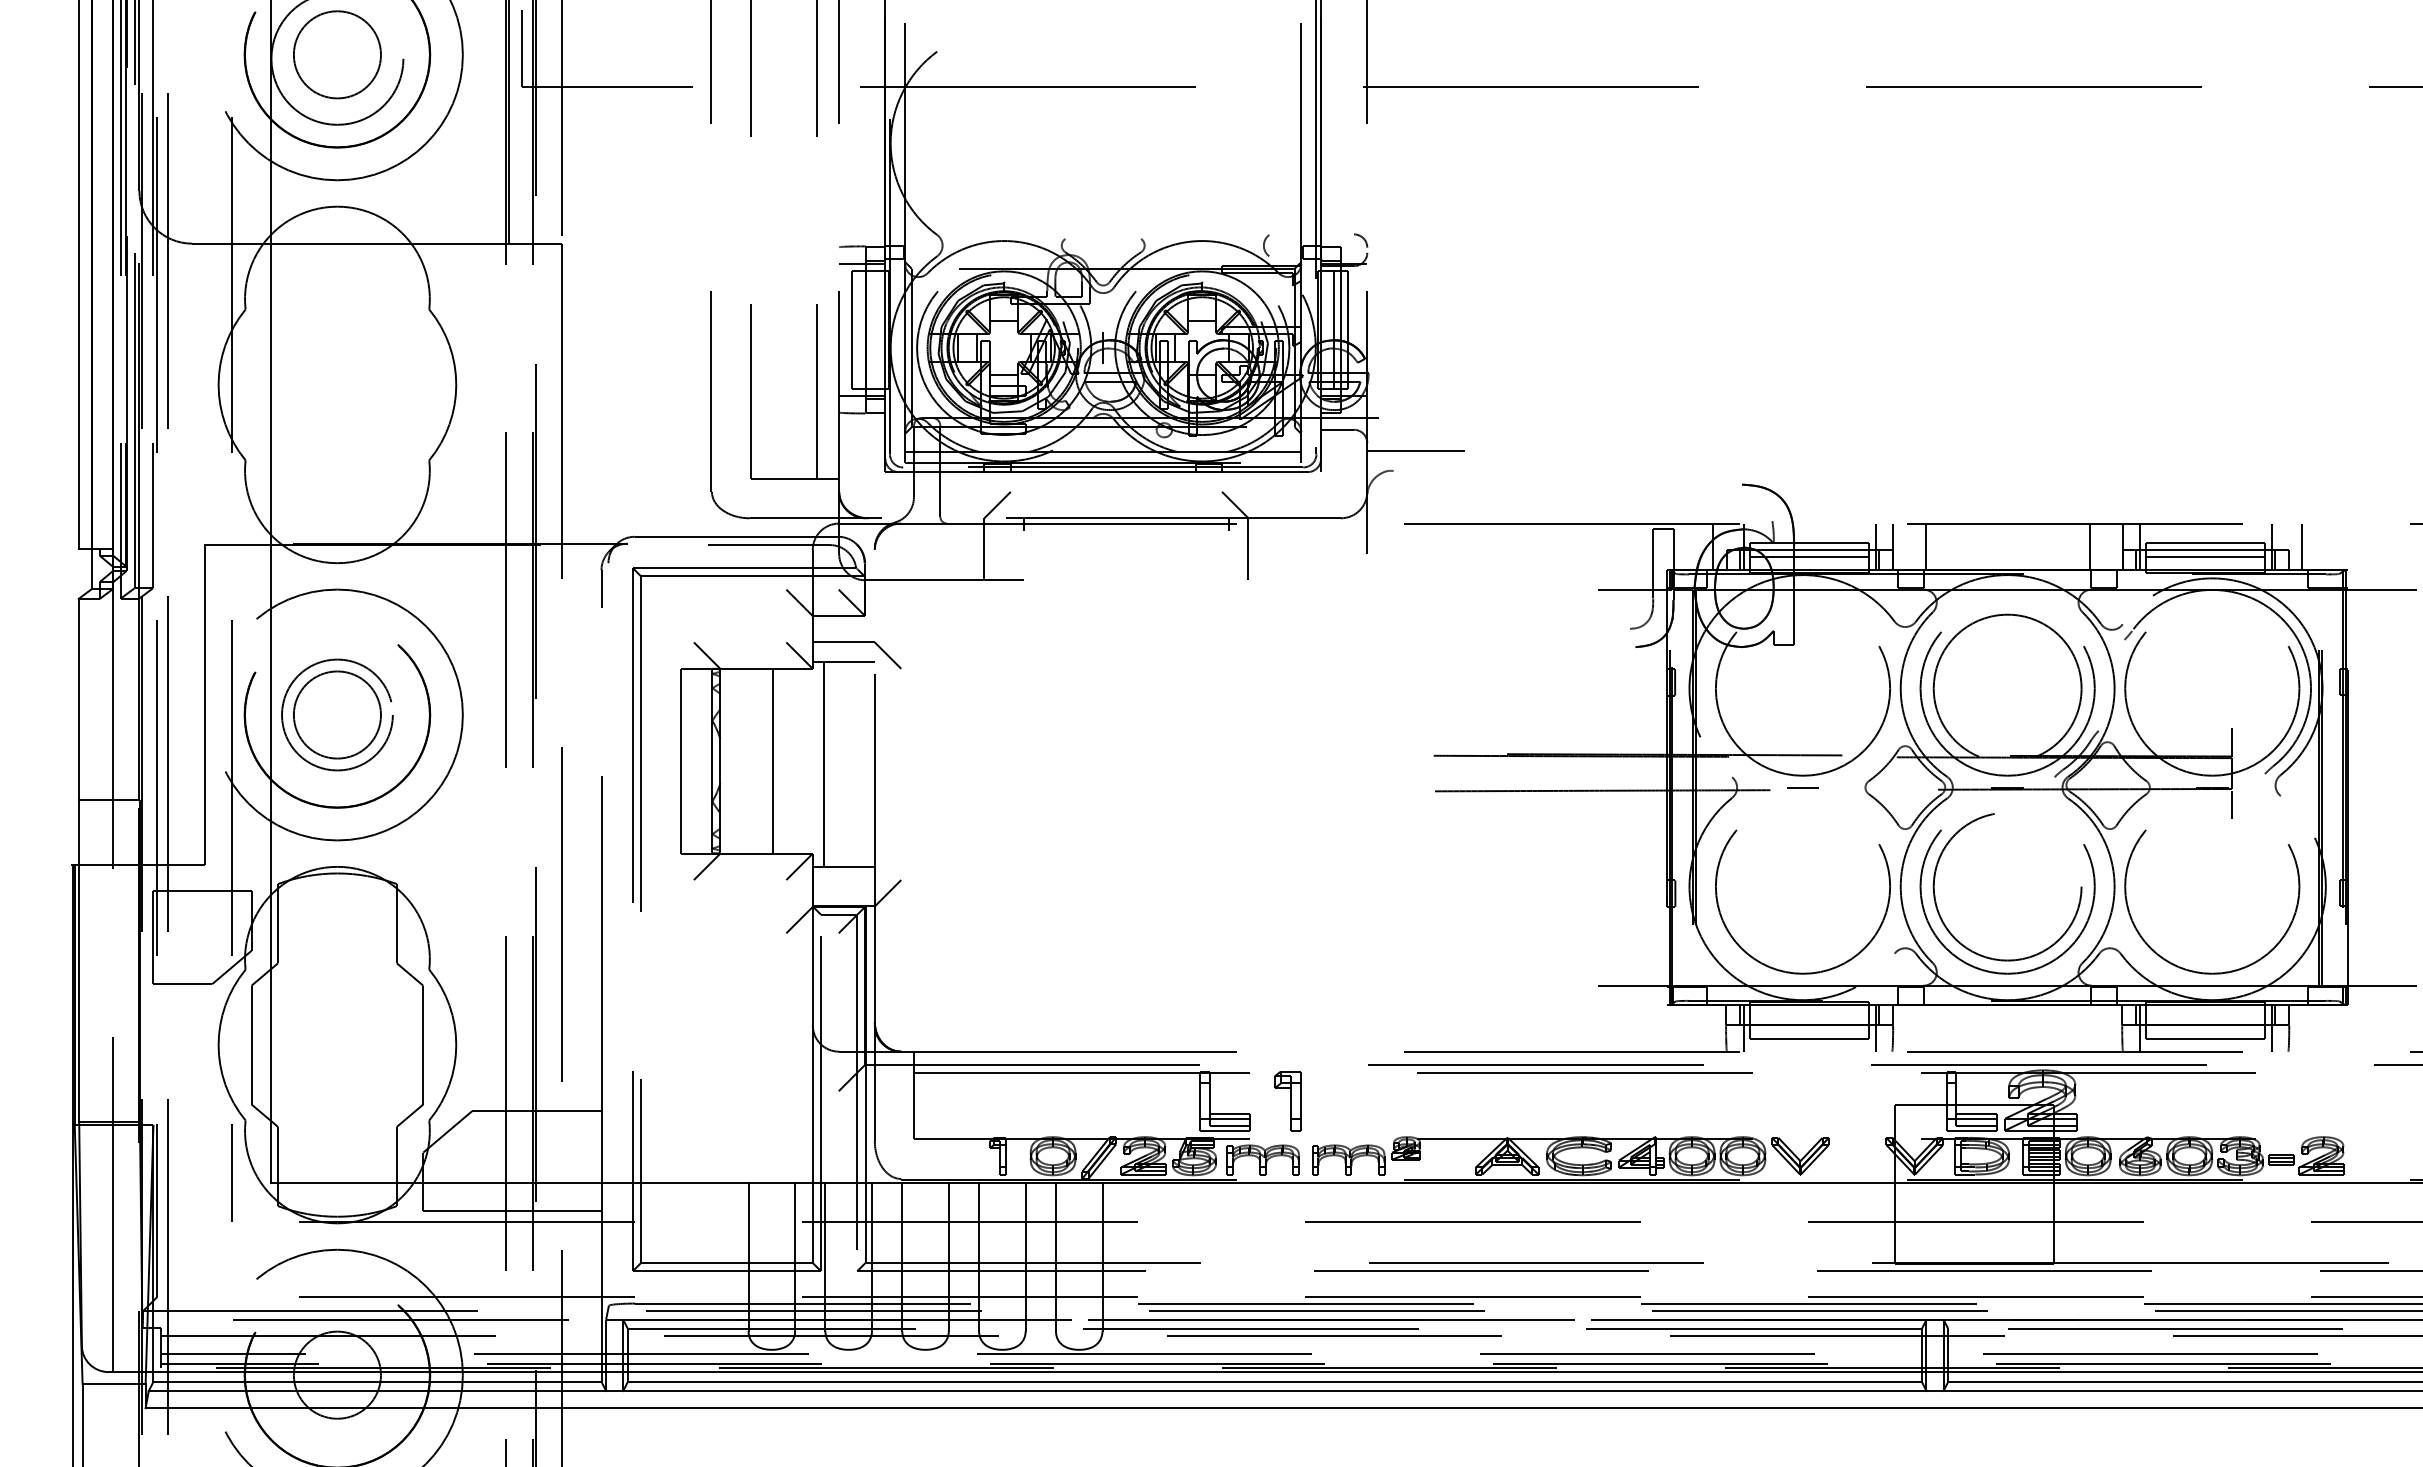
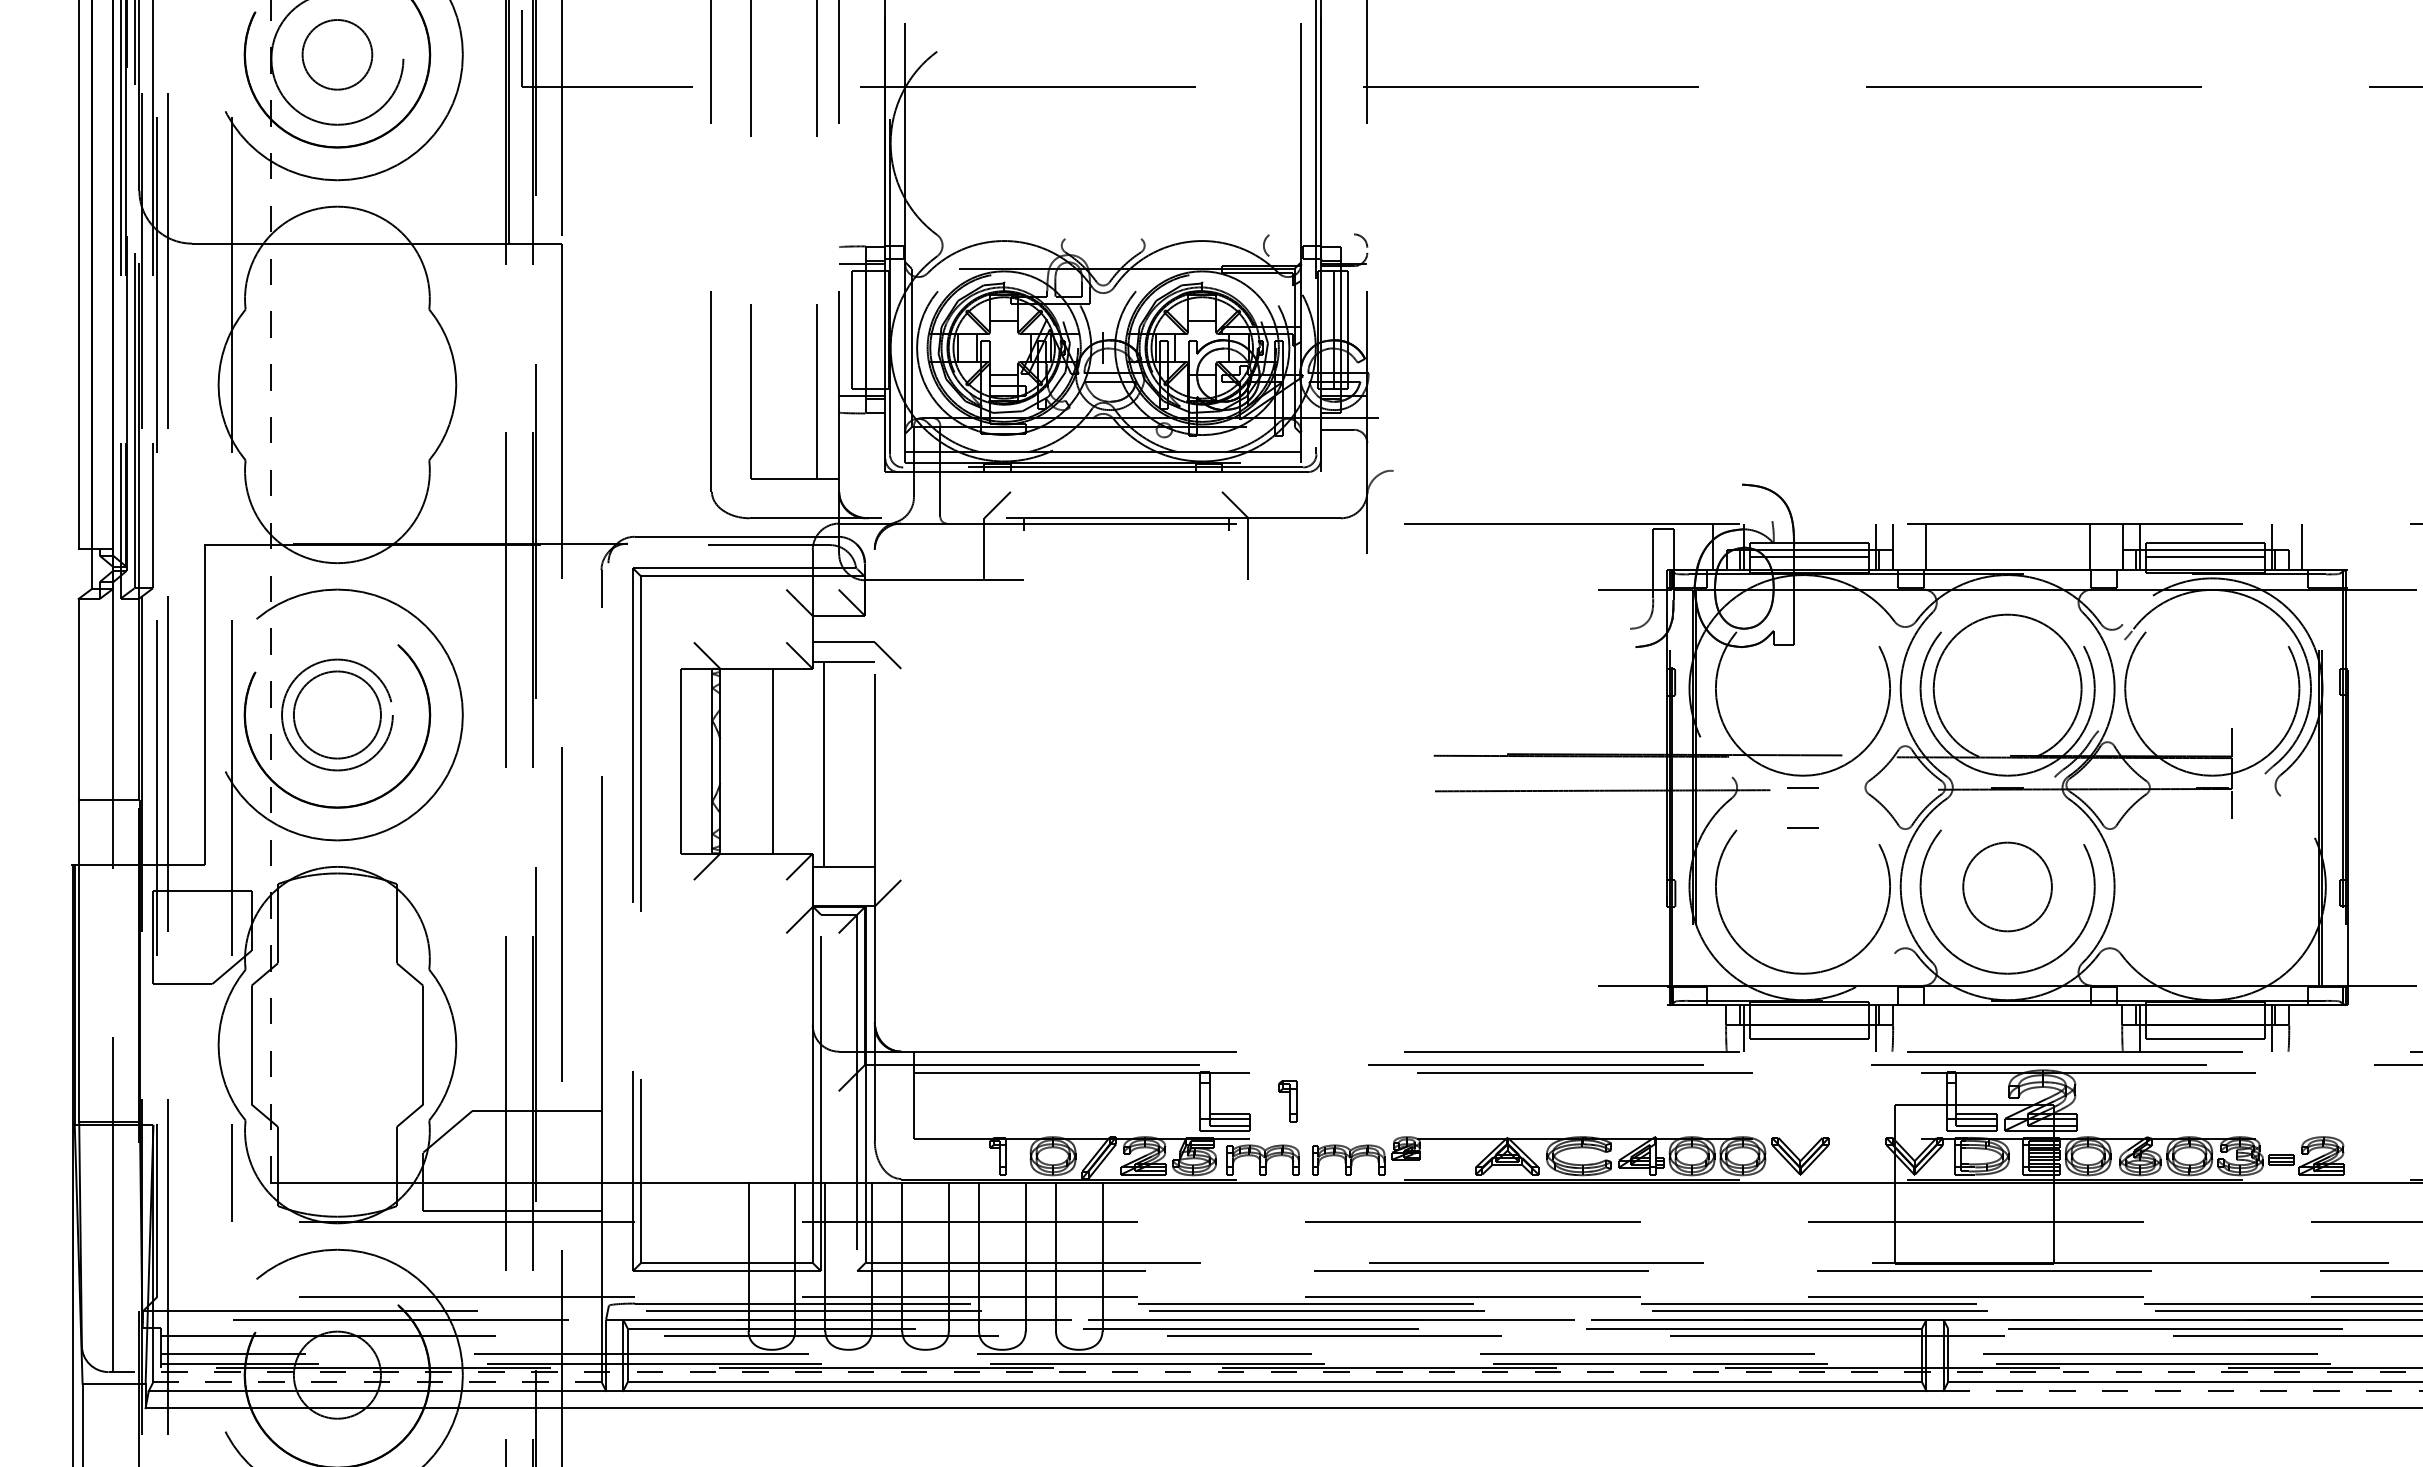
circle diameter: 87 px -> 70 px (337, 54)
line: present -> none (1416, 450)
line: solid -> dashed (271, 591)
line: none -> present (1802, 827)
circle size: 151x149 px -> 91x92 px (2007, 886)
circle: present -> none (2212, 901)
part size: 28x61 px -> 20x43 px (1287, 1101)
line: solid -> dashed (1265, 1372)
line: solid -> dashed (376, 1381)
line: solid -> dashed (2183, 1391)
